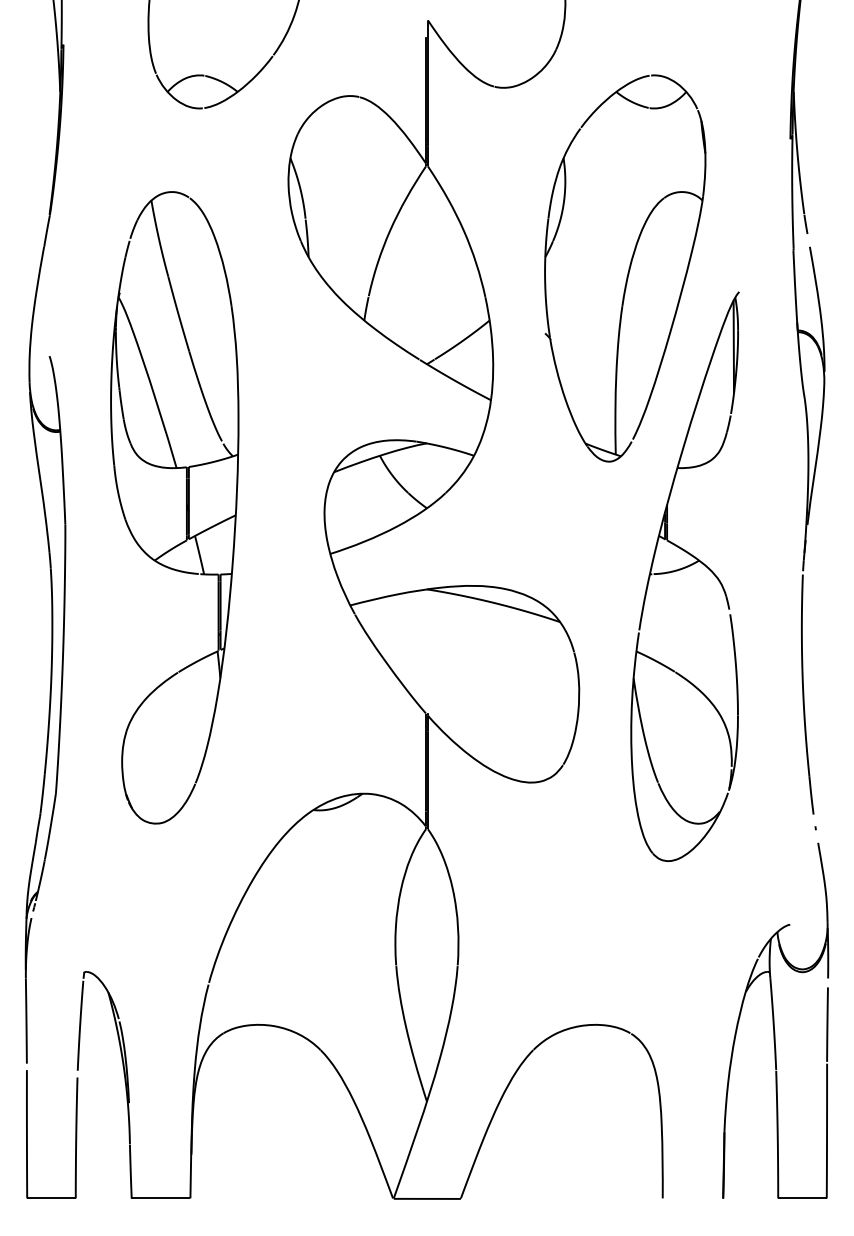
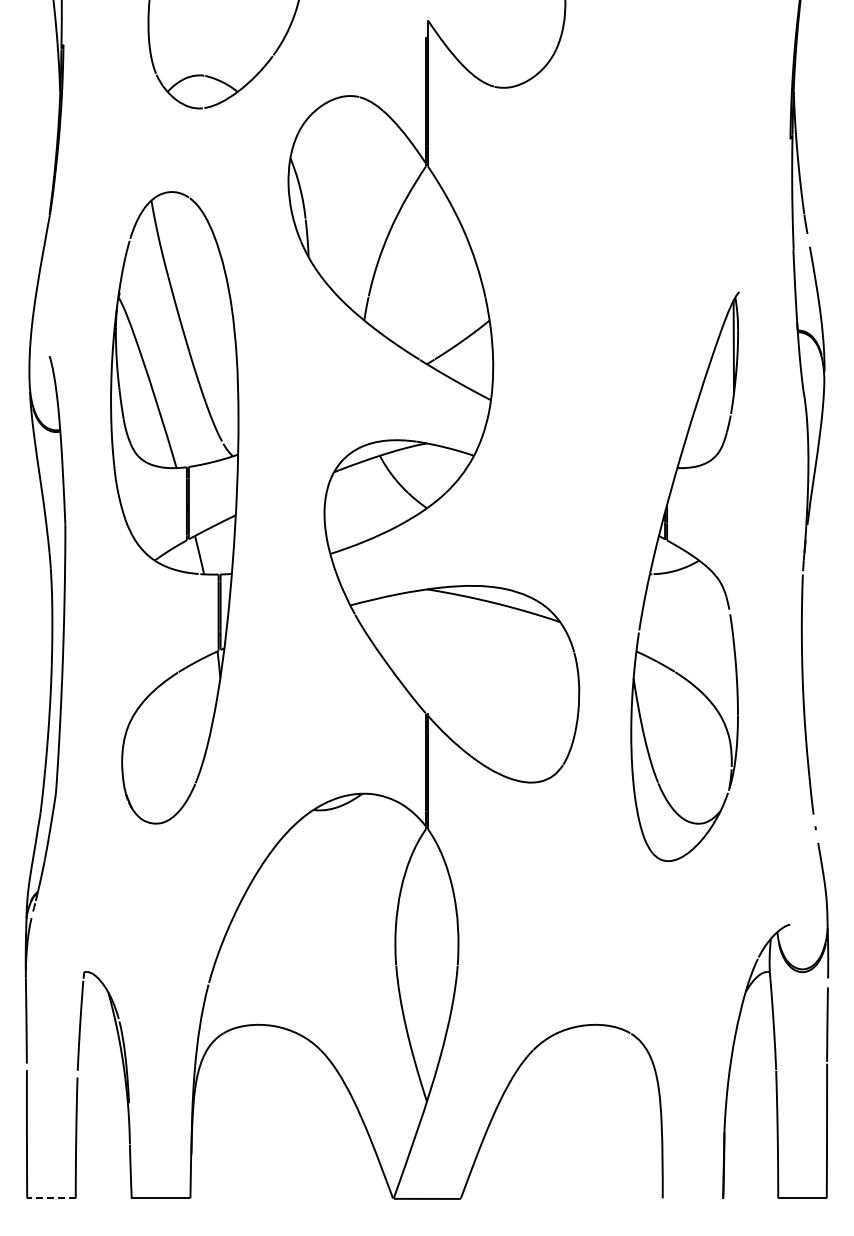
part: present -> none (625, 268)
line: solid -> dashed (50, 1198)
